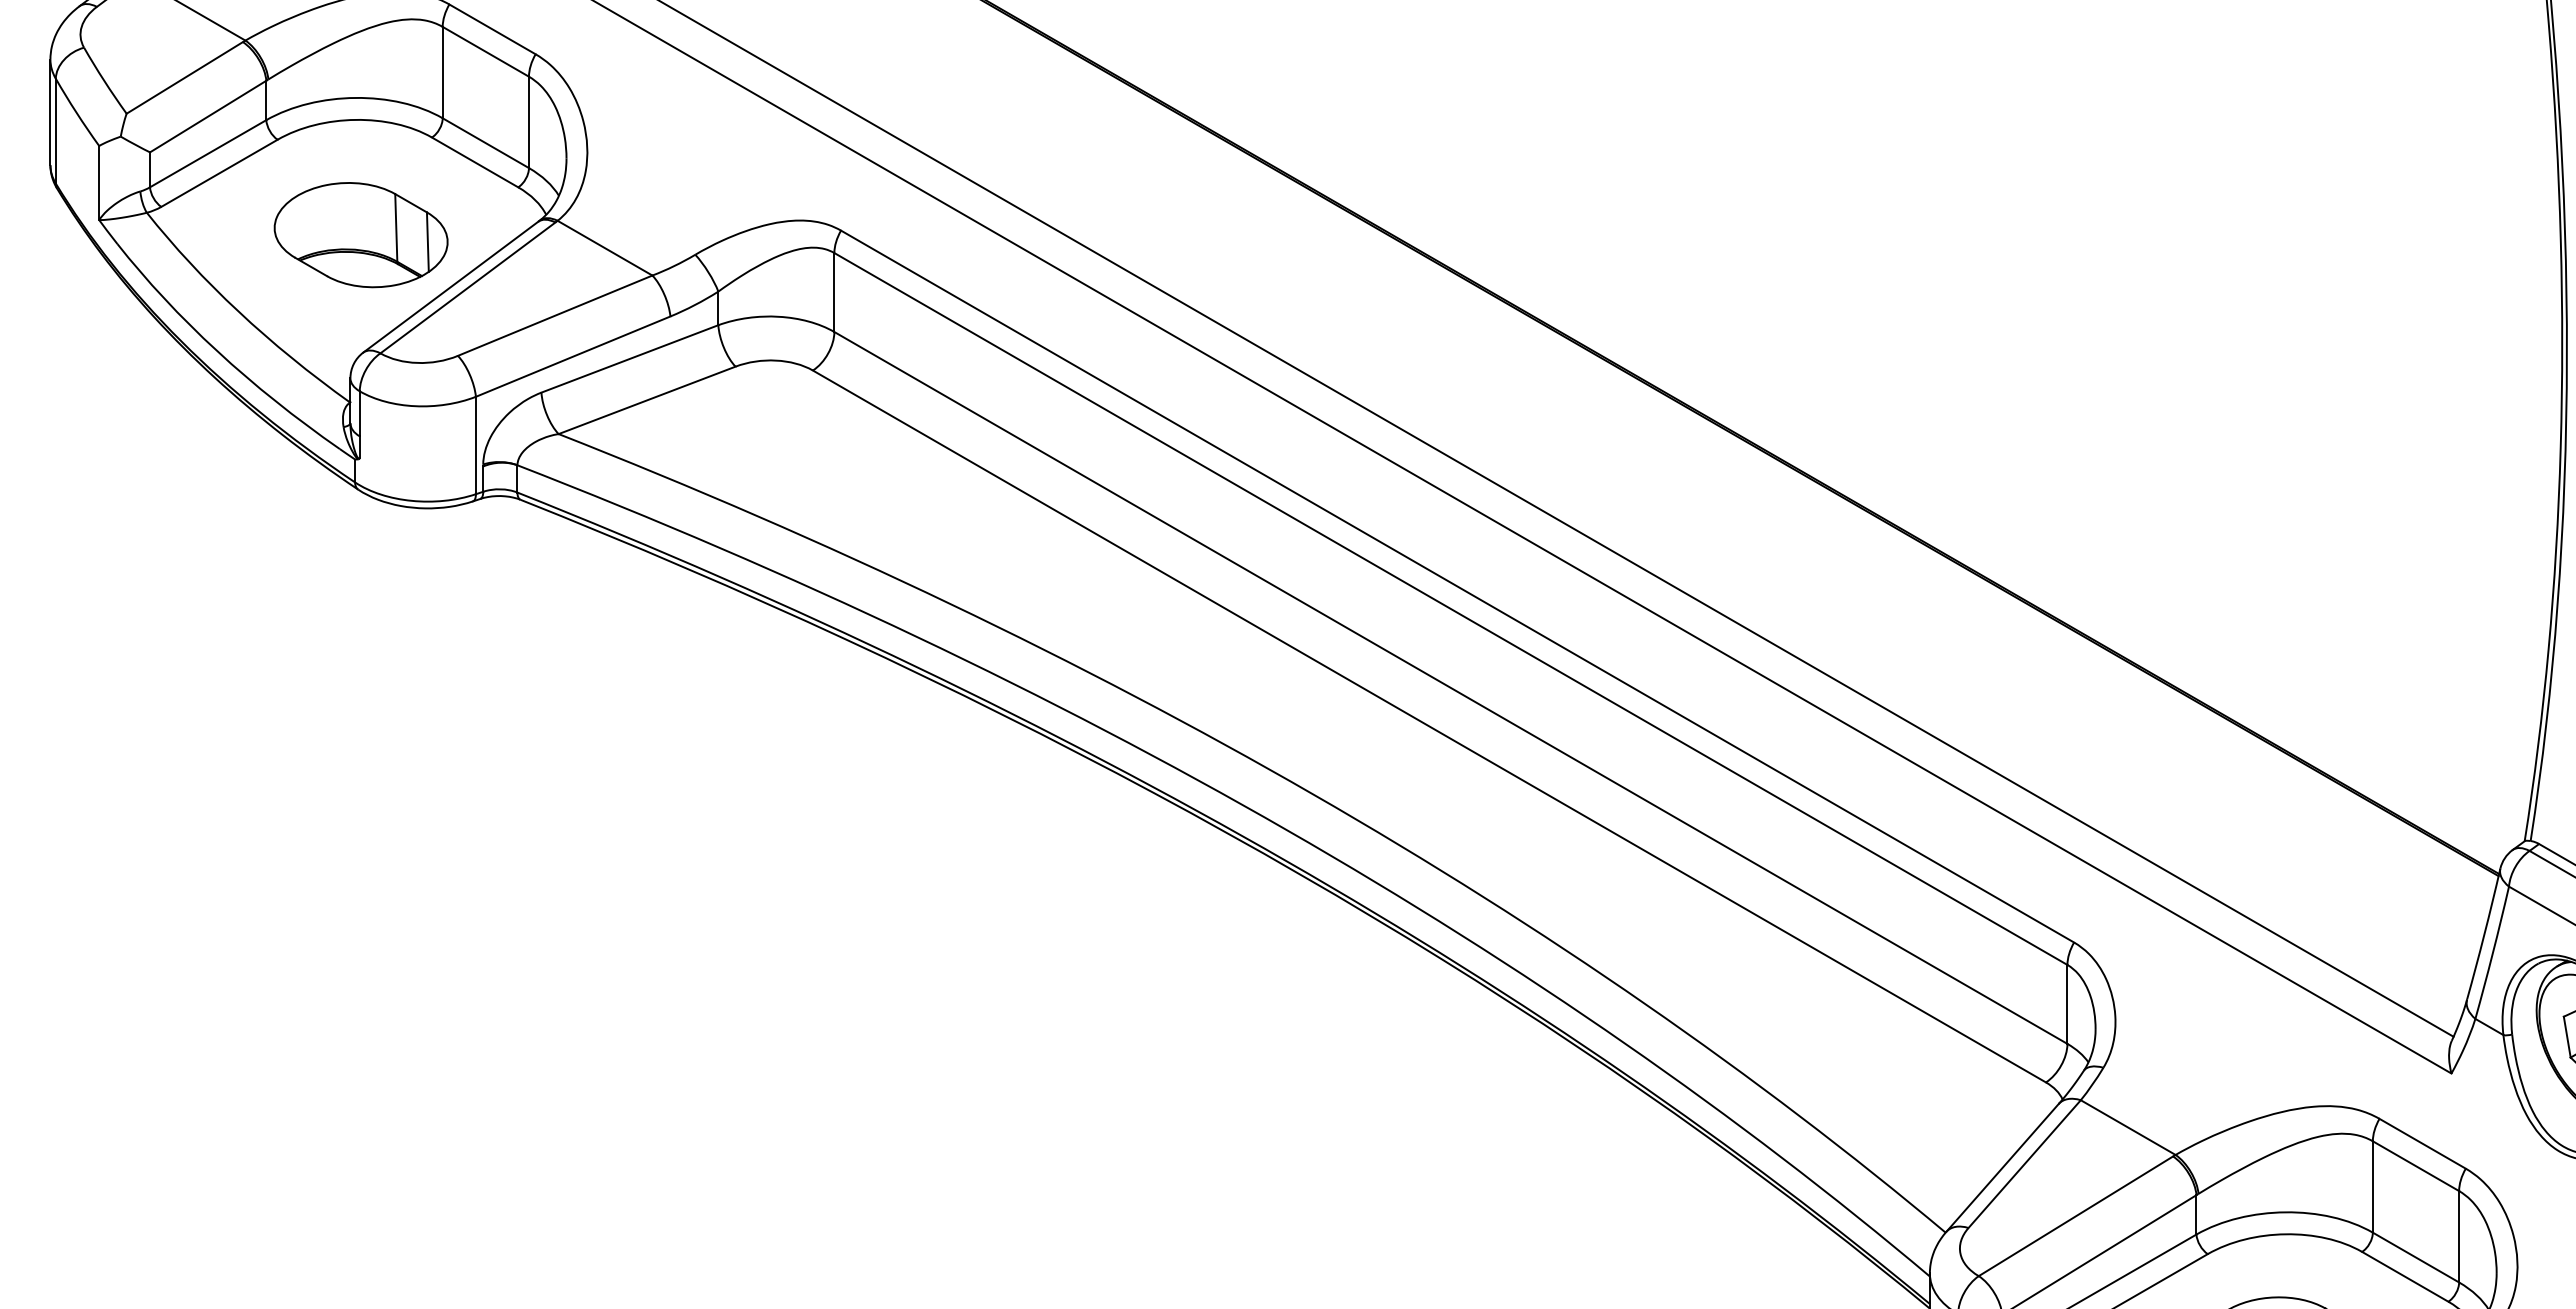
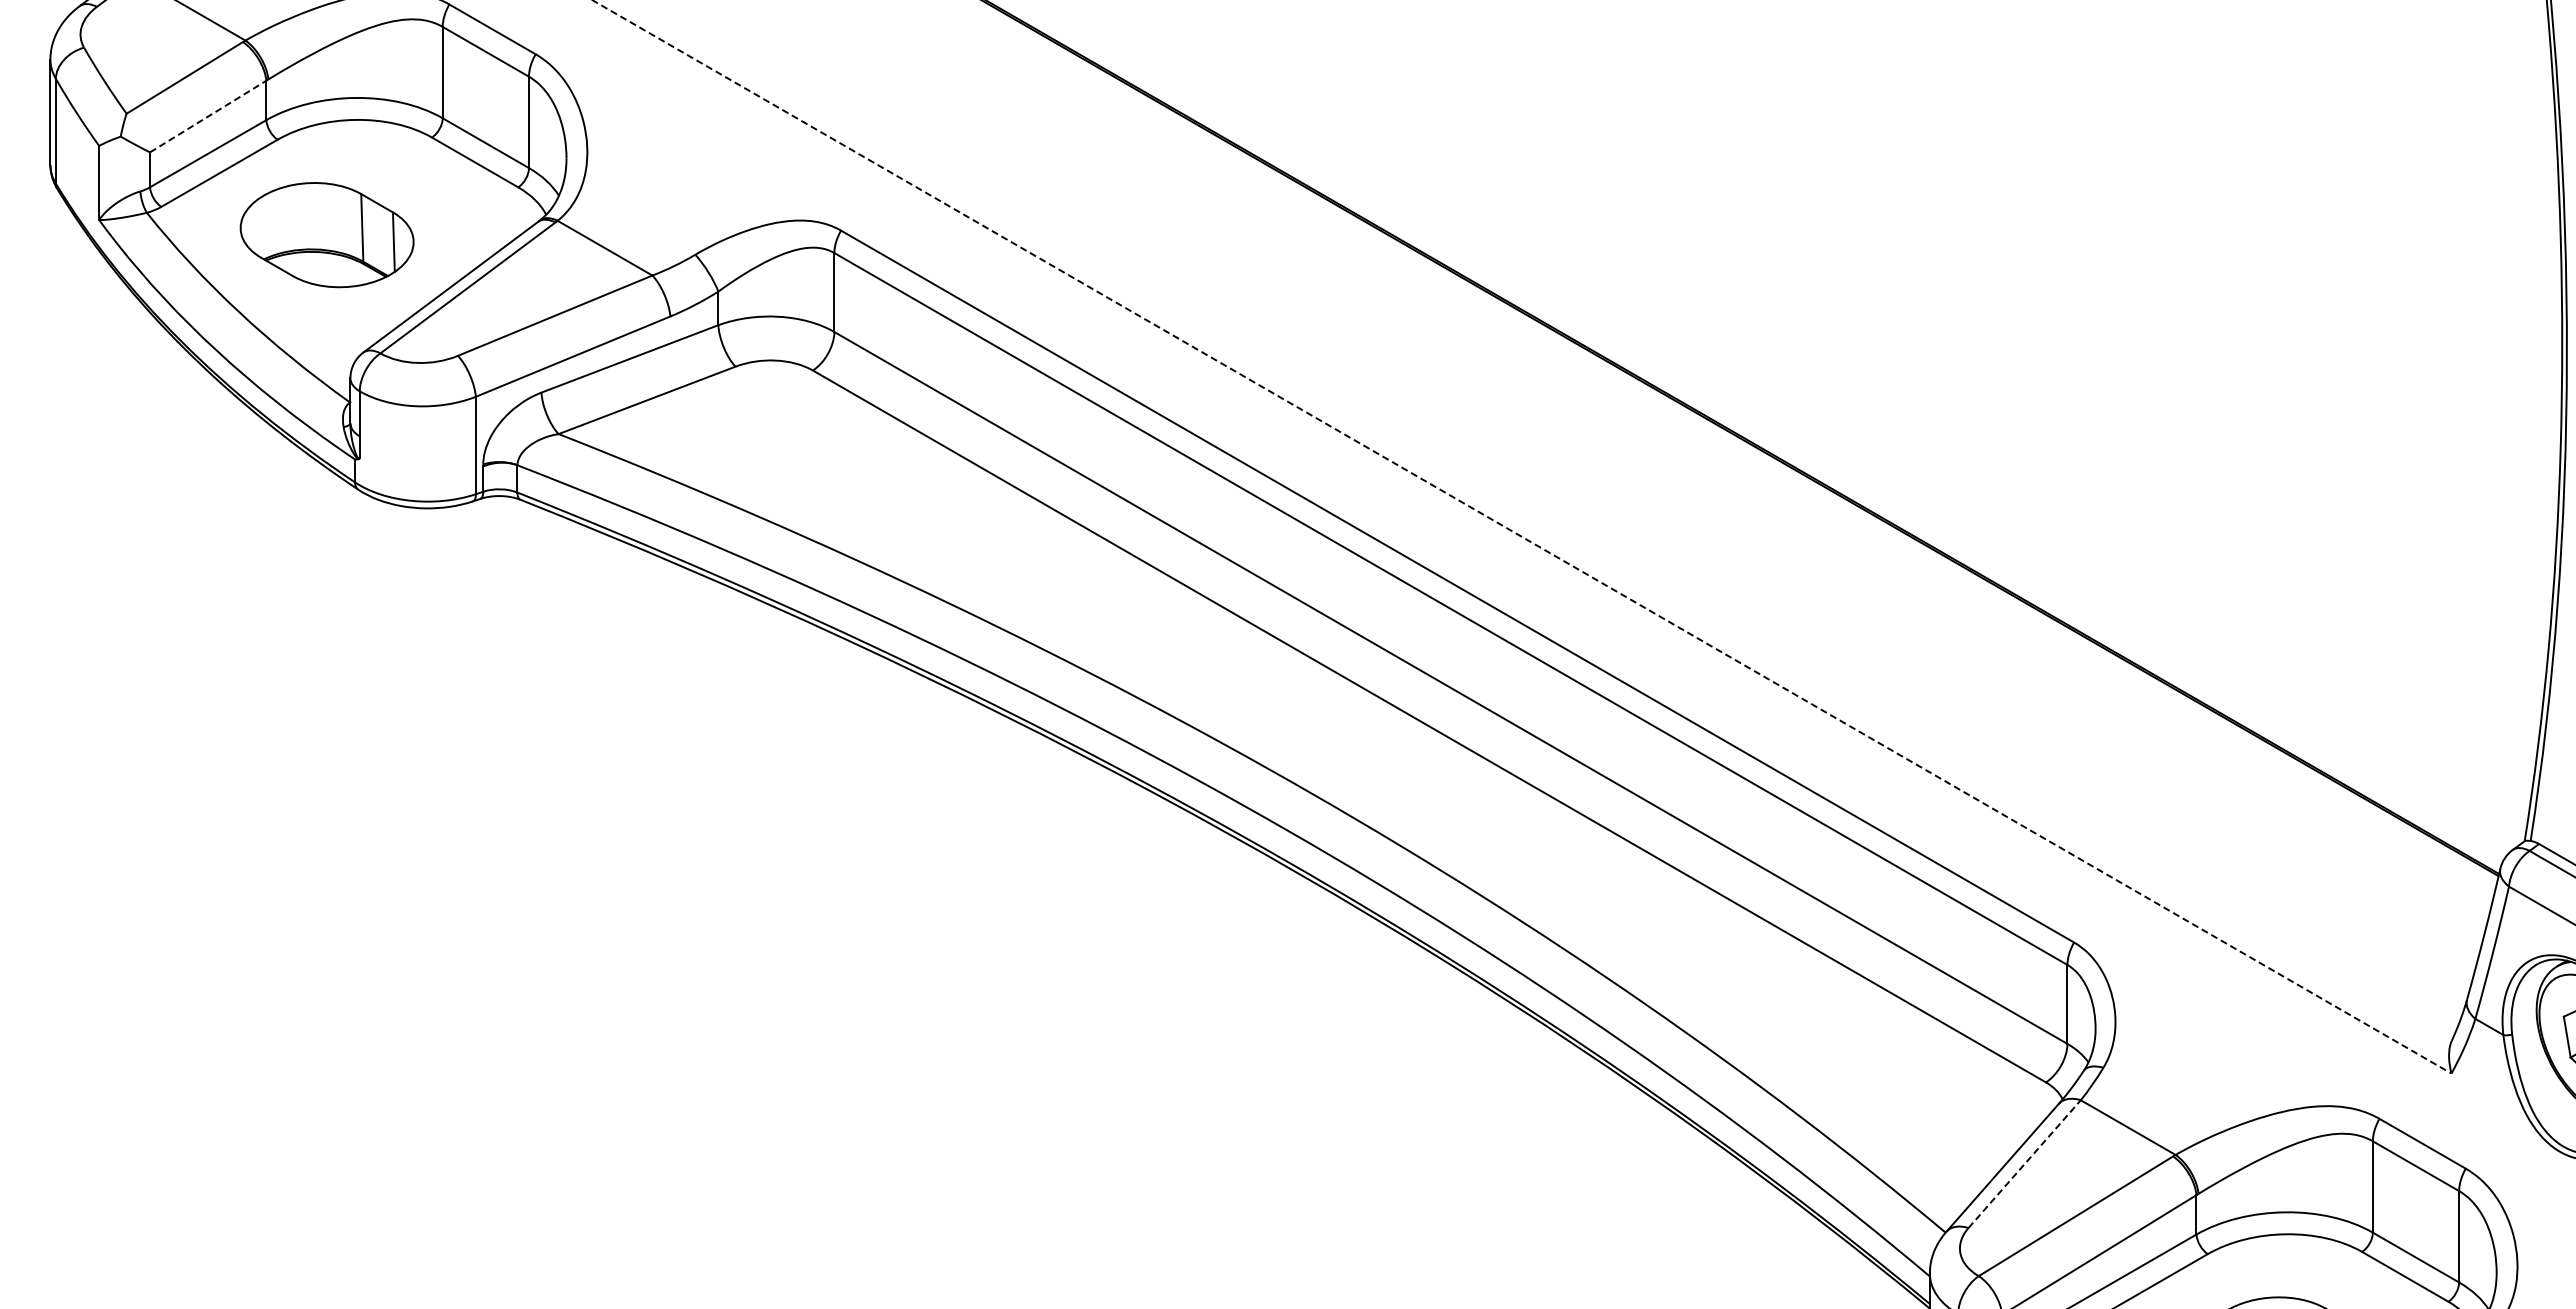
line: solid -> dashed (208, 116)
part position: (360, 235) -> (326, 235) (326, 235)
line: present -> none (1557, 519)
line: solid -> dashed (1522, 537)
line: solid -> dashed (2025, 1163)
